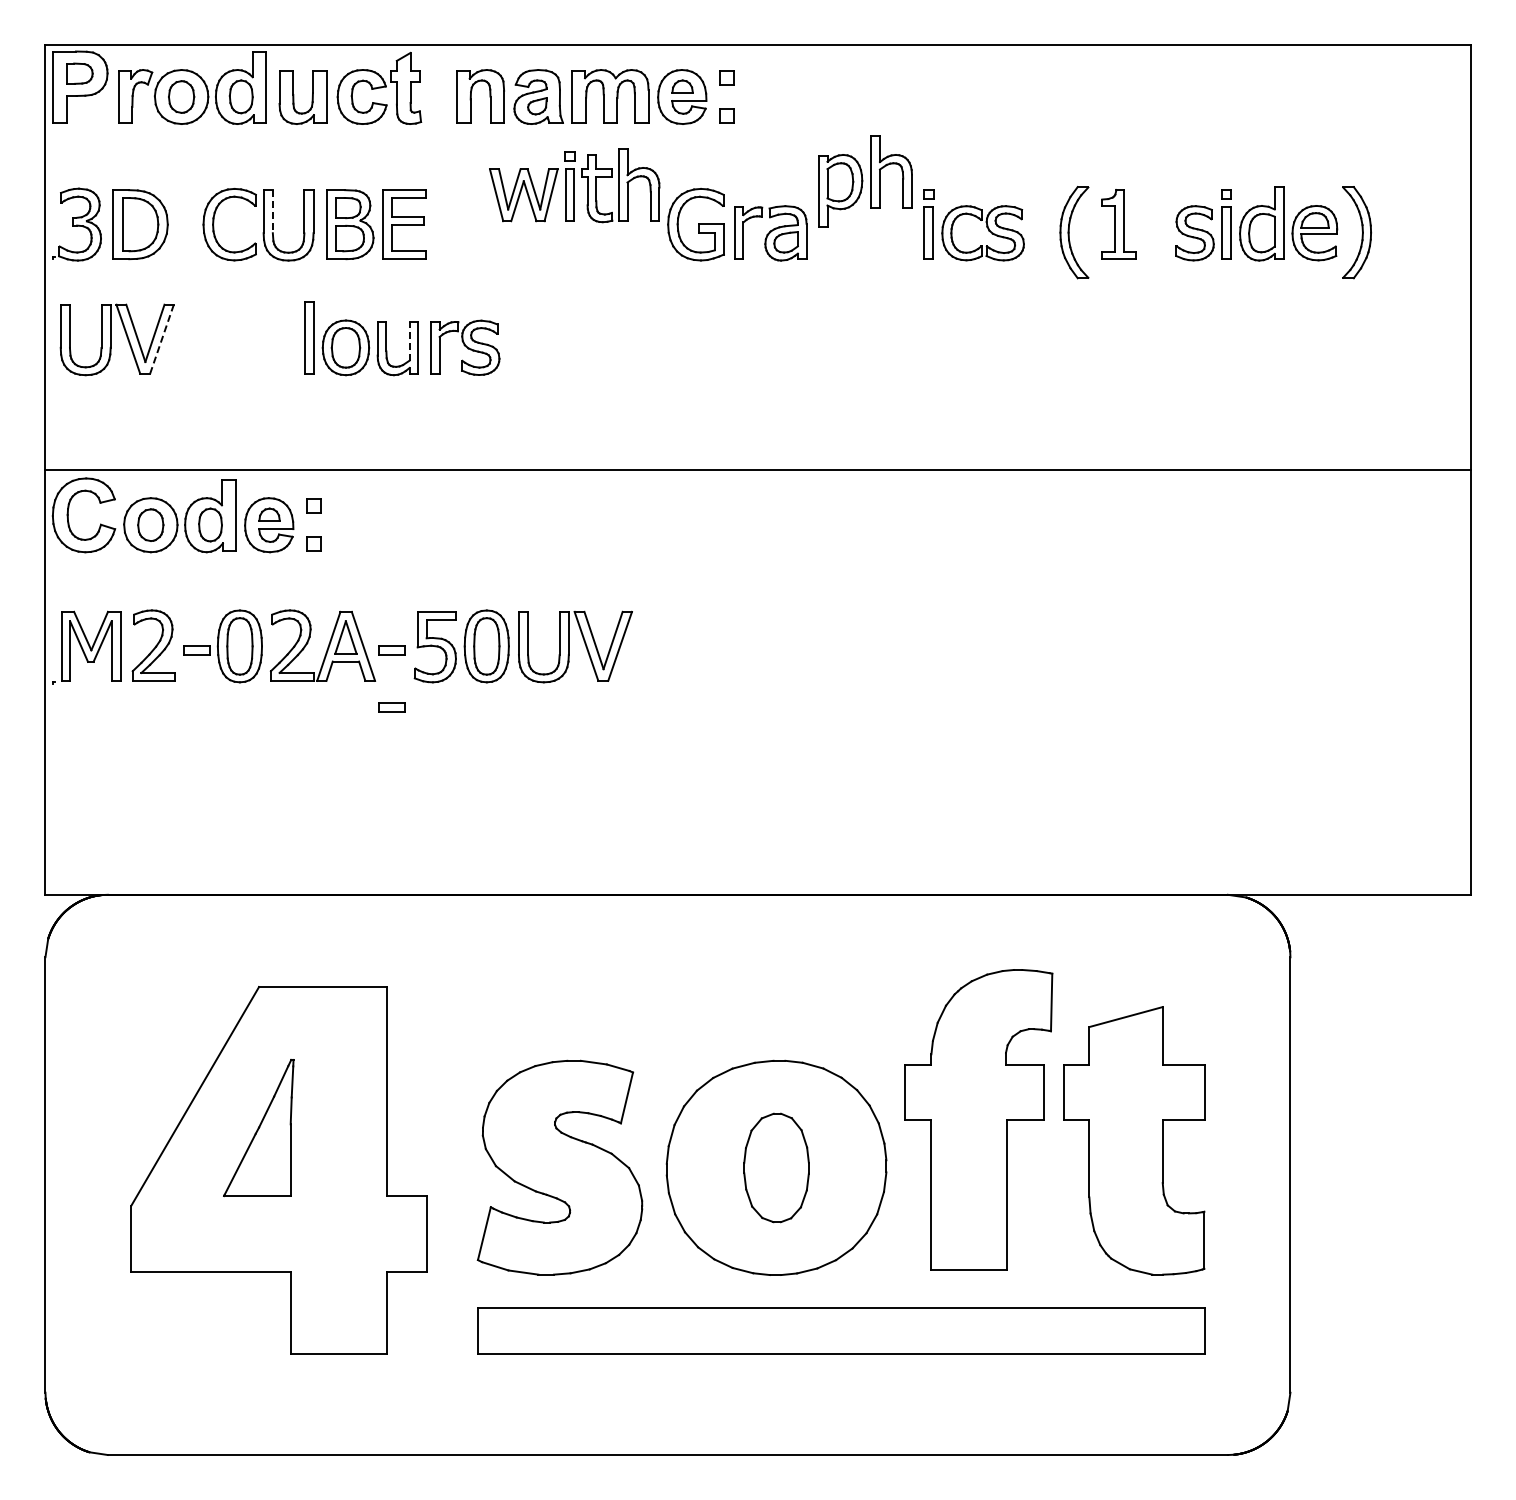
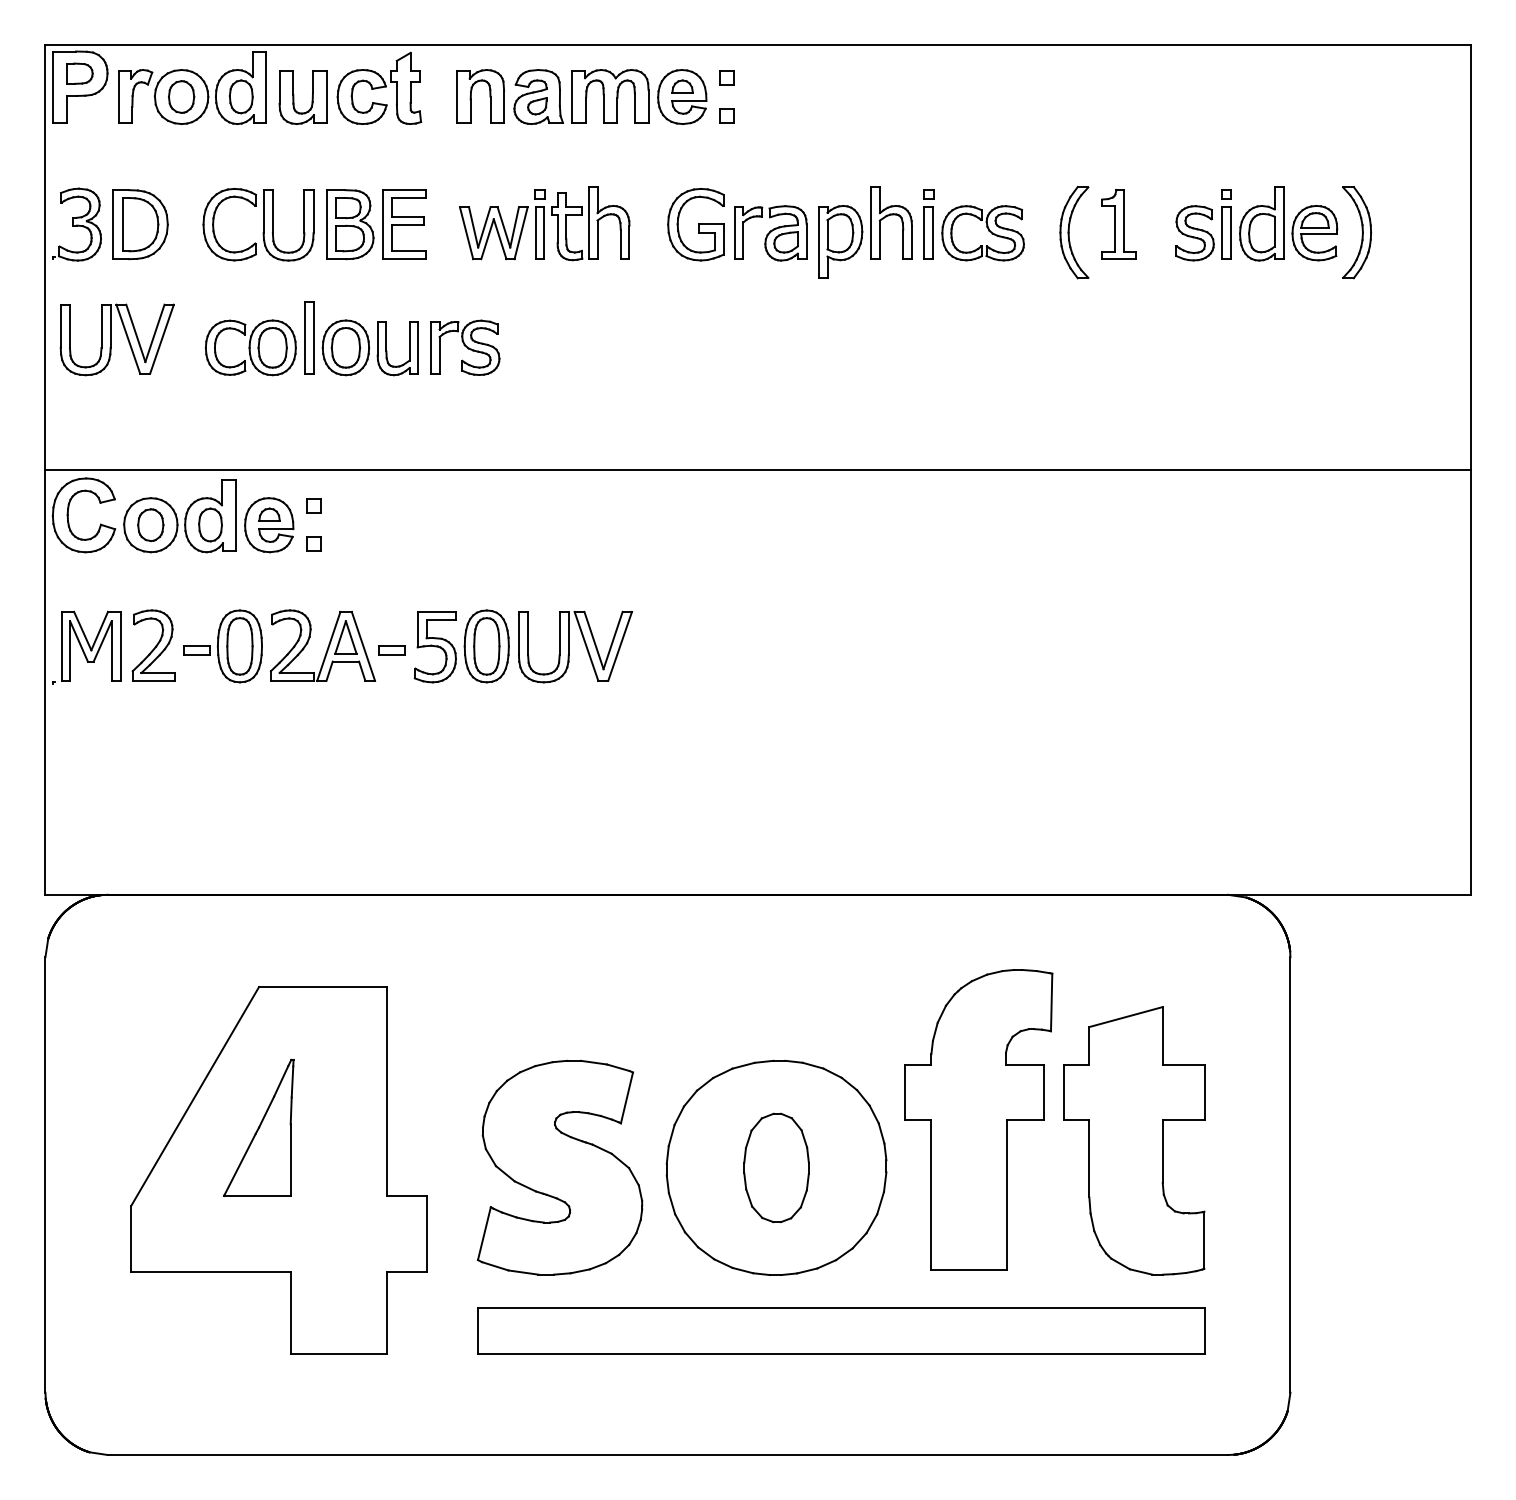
part position: (865, 181) -> (865, 232) (865, 232)
part position: (574, 185) -> (544, 223) (544, 223)
line: dashed -> solid (272, 211)
line: dashed -> solid (161, 339)
line: dashed -> solid (409, 340)
part: none -> present (250, 347)
part: present -> none (391, 707)
